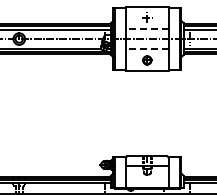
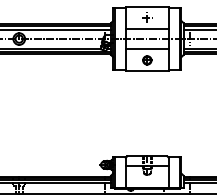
line: dashed -> solid (147, 28)
line: dashed -> solid (147, 49)
